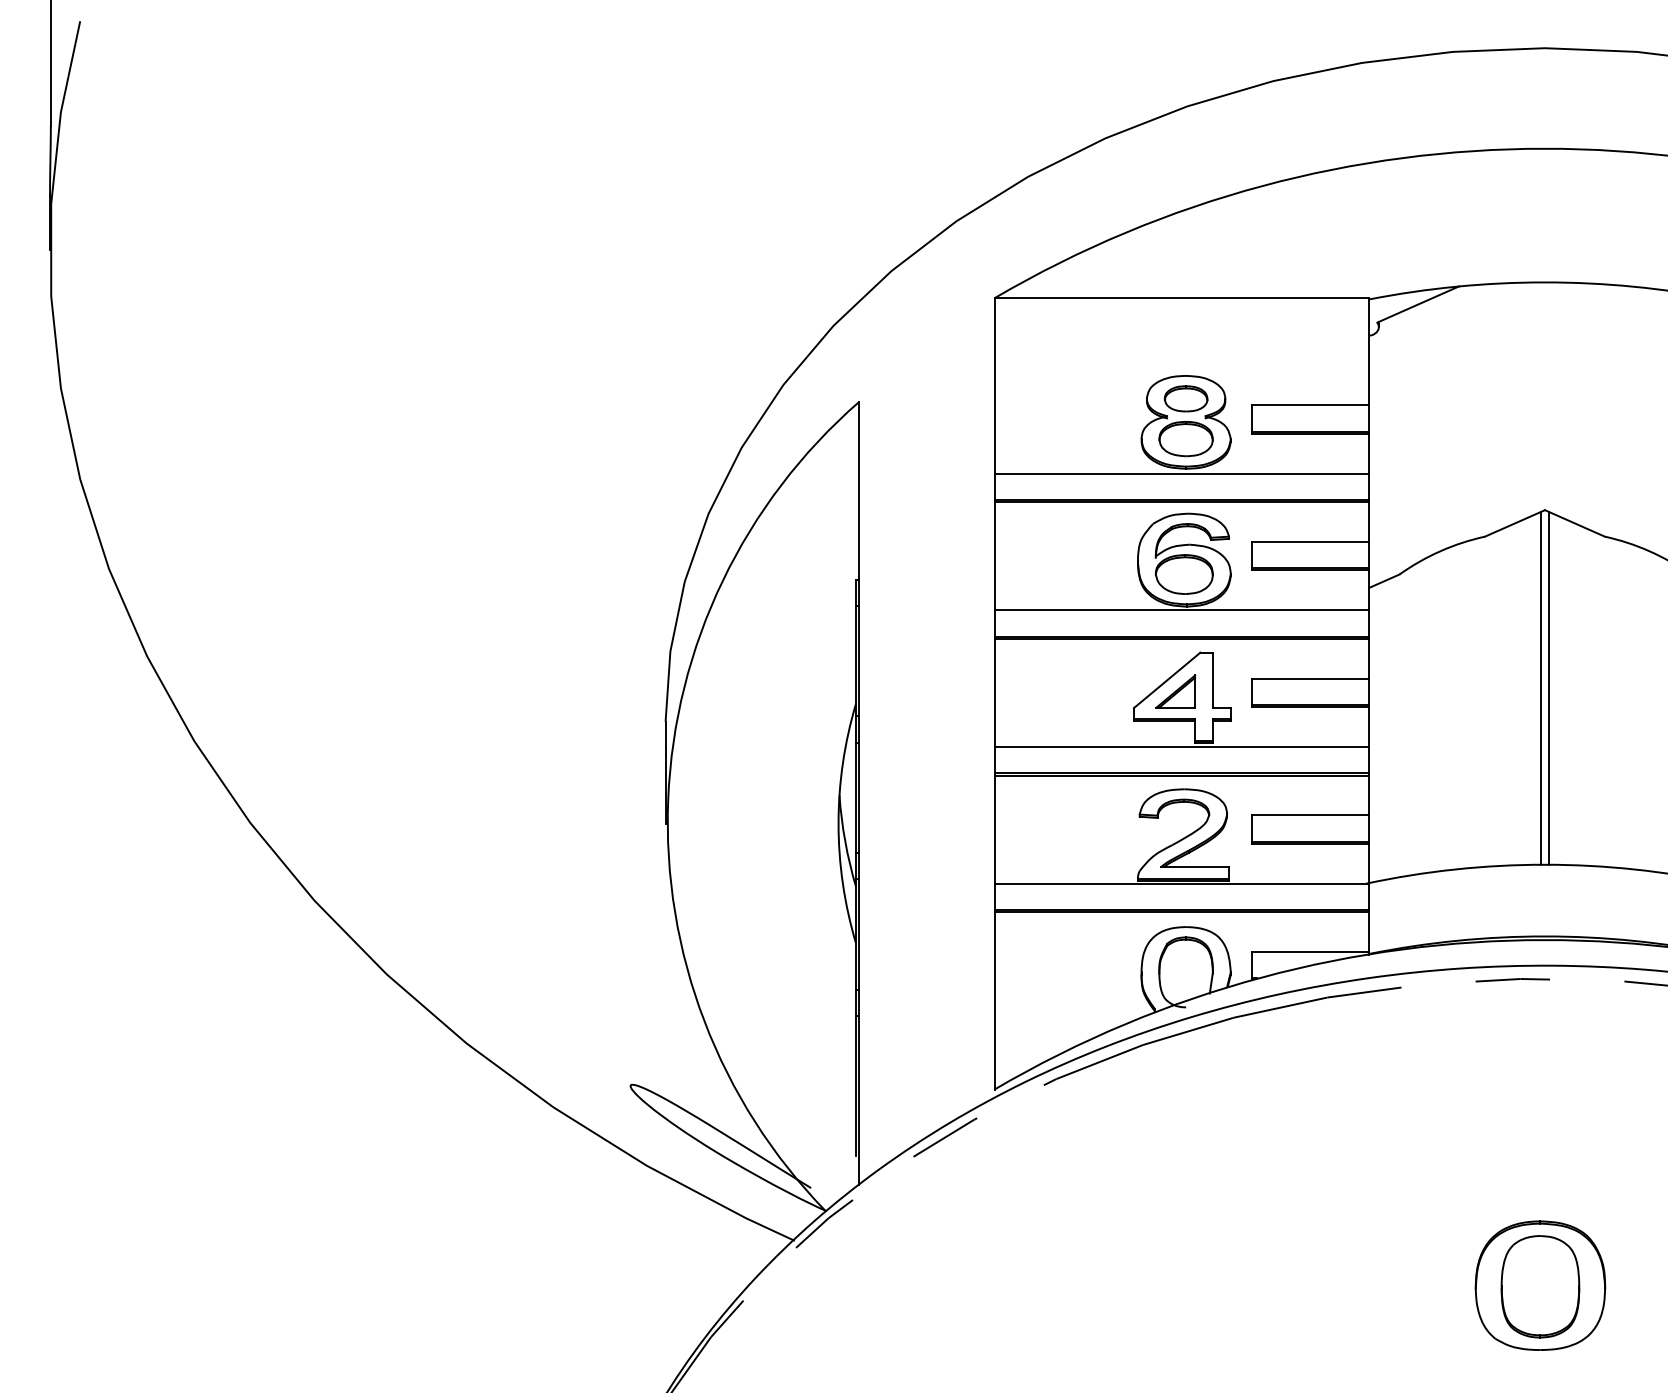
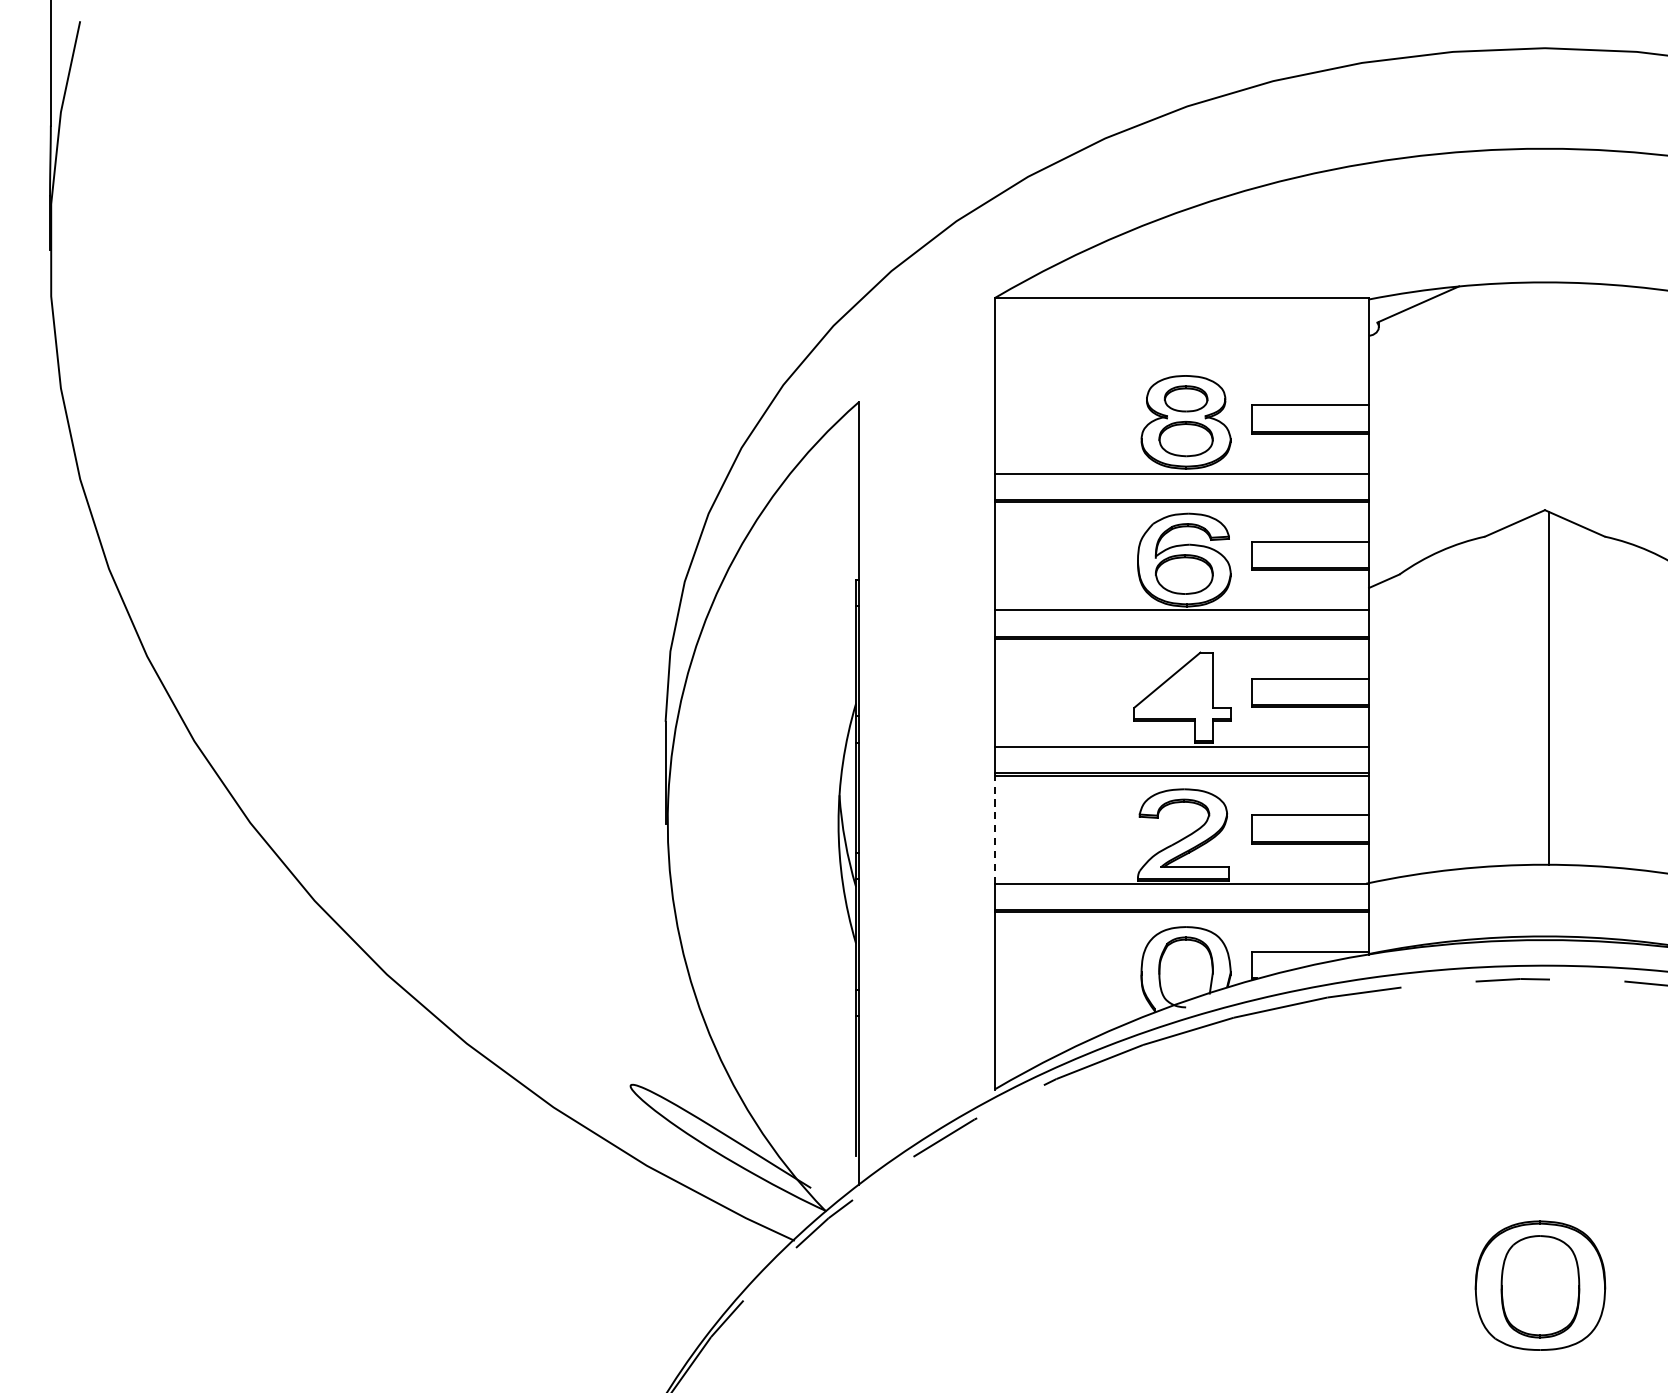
line: present -> none (1540, 688)
part: present -> none (1175, 691)
line: solid -> dashed (994, 829)
